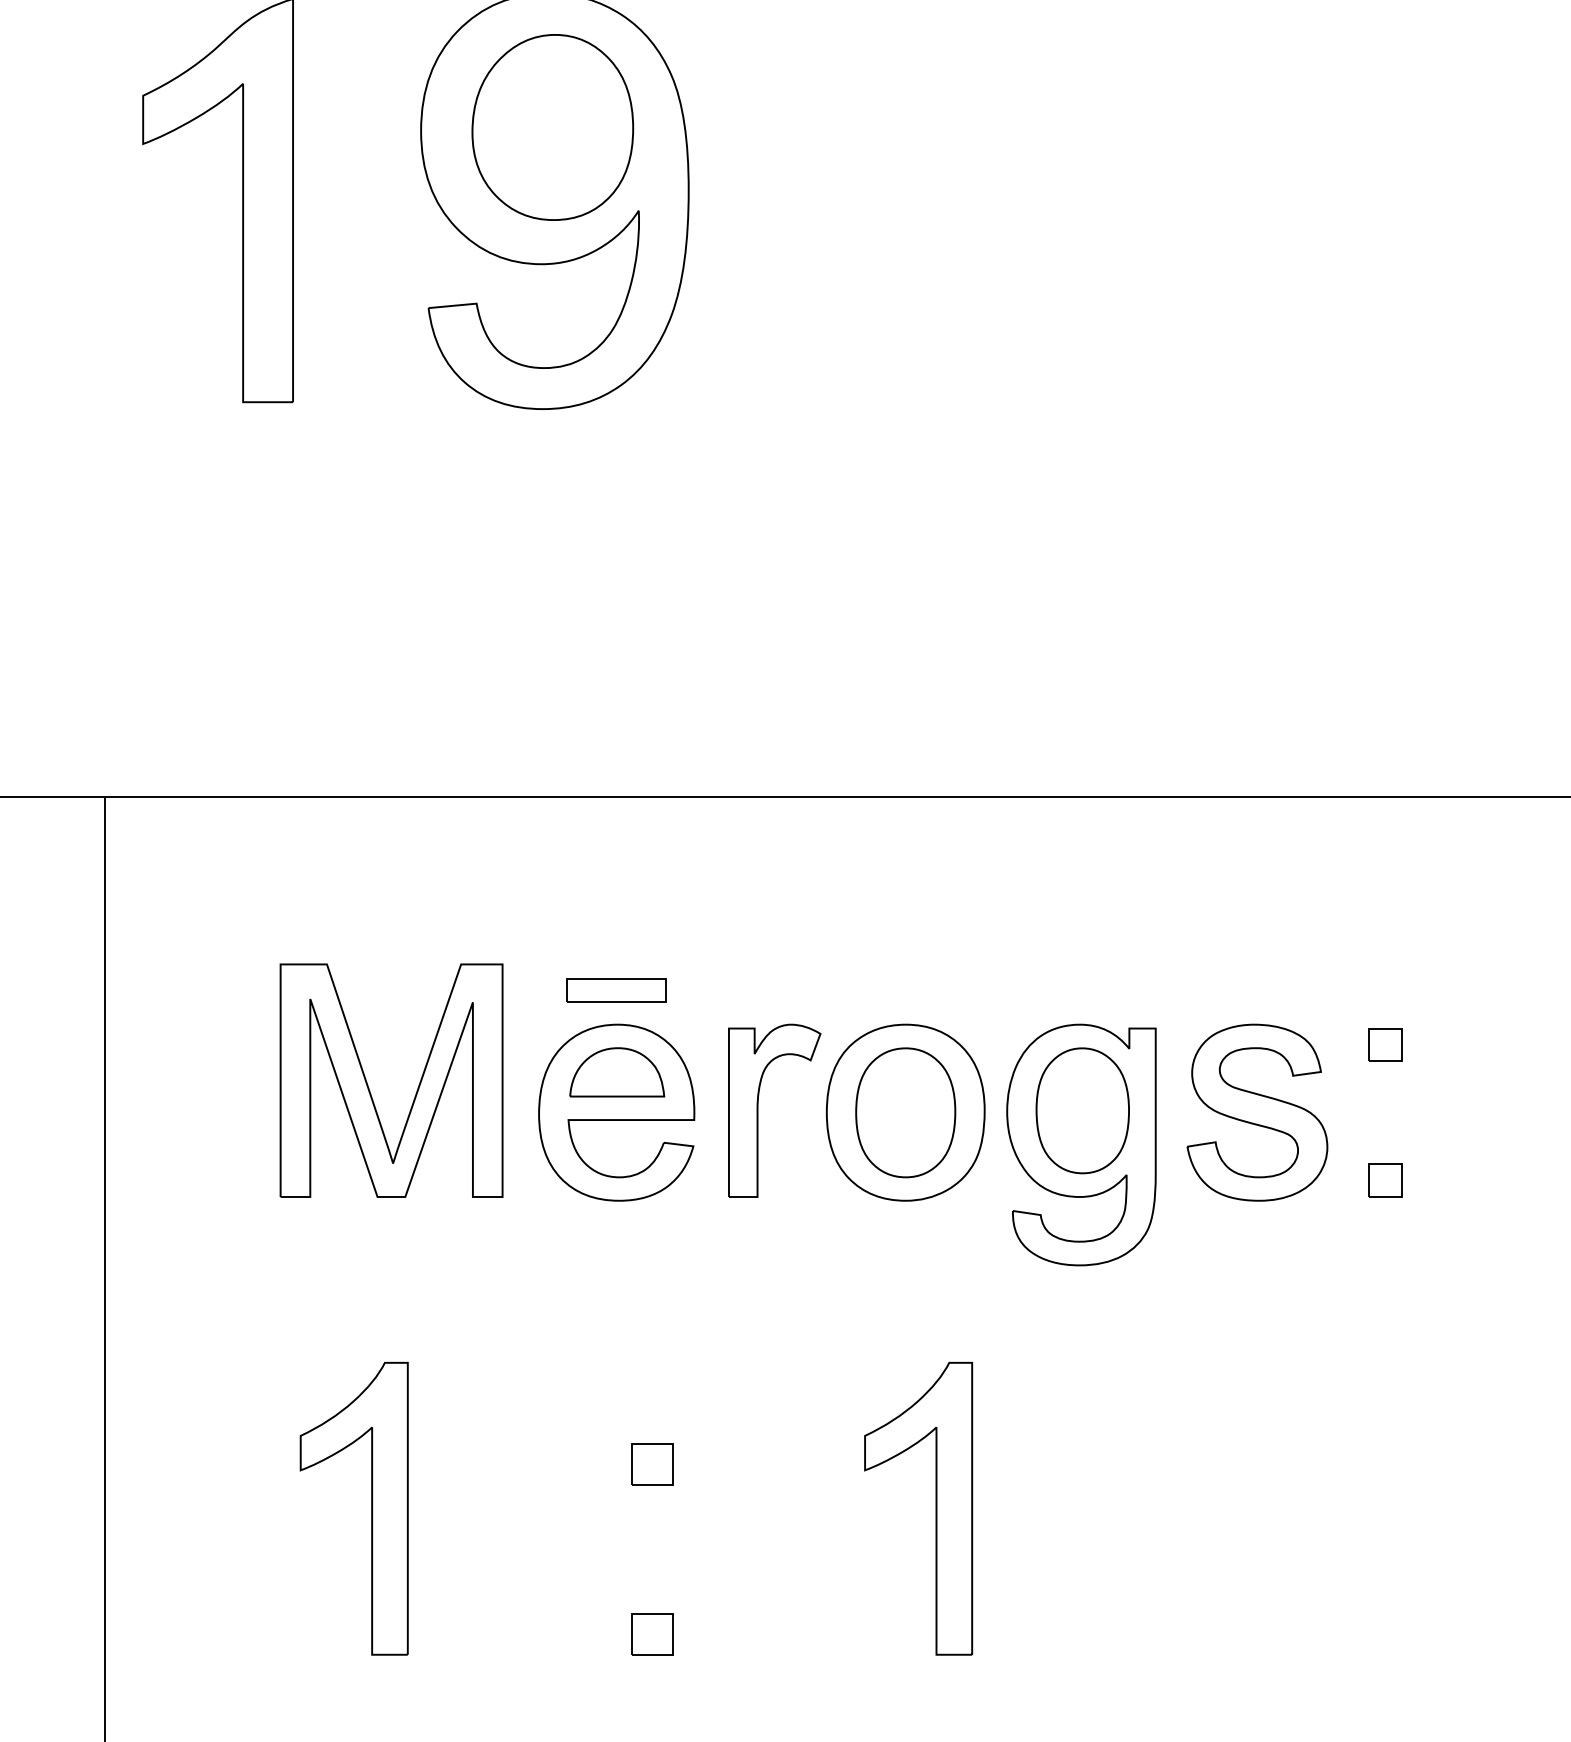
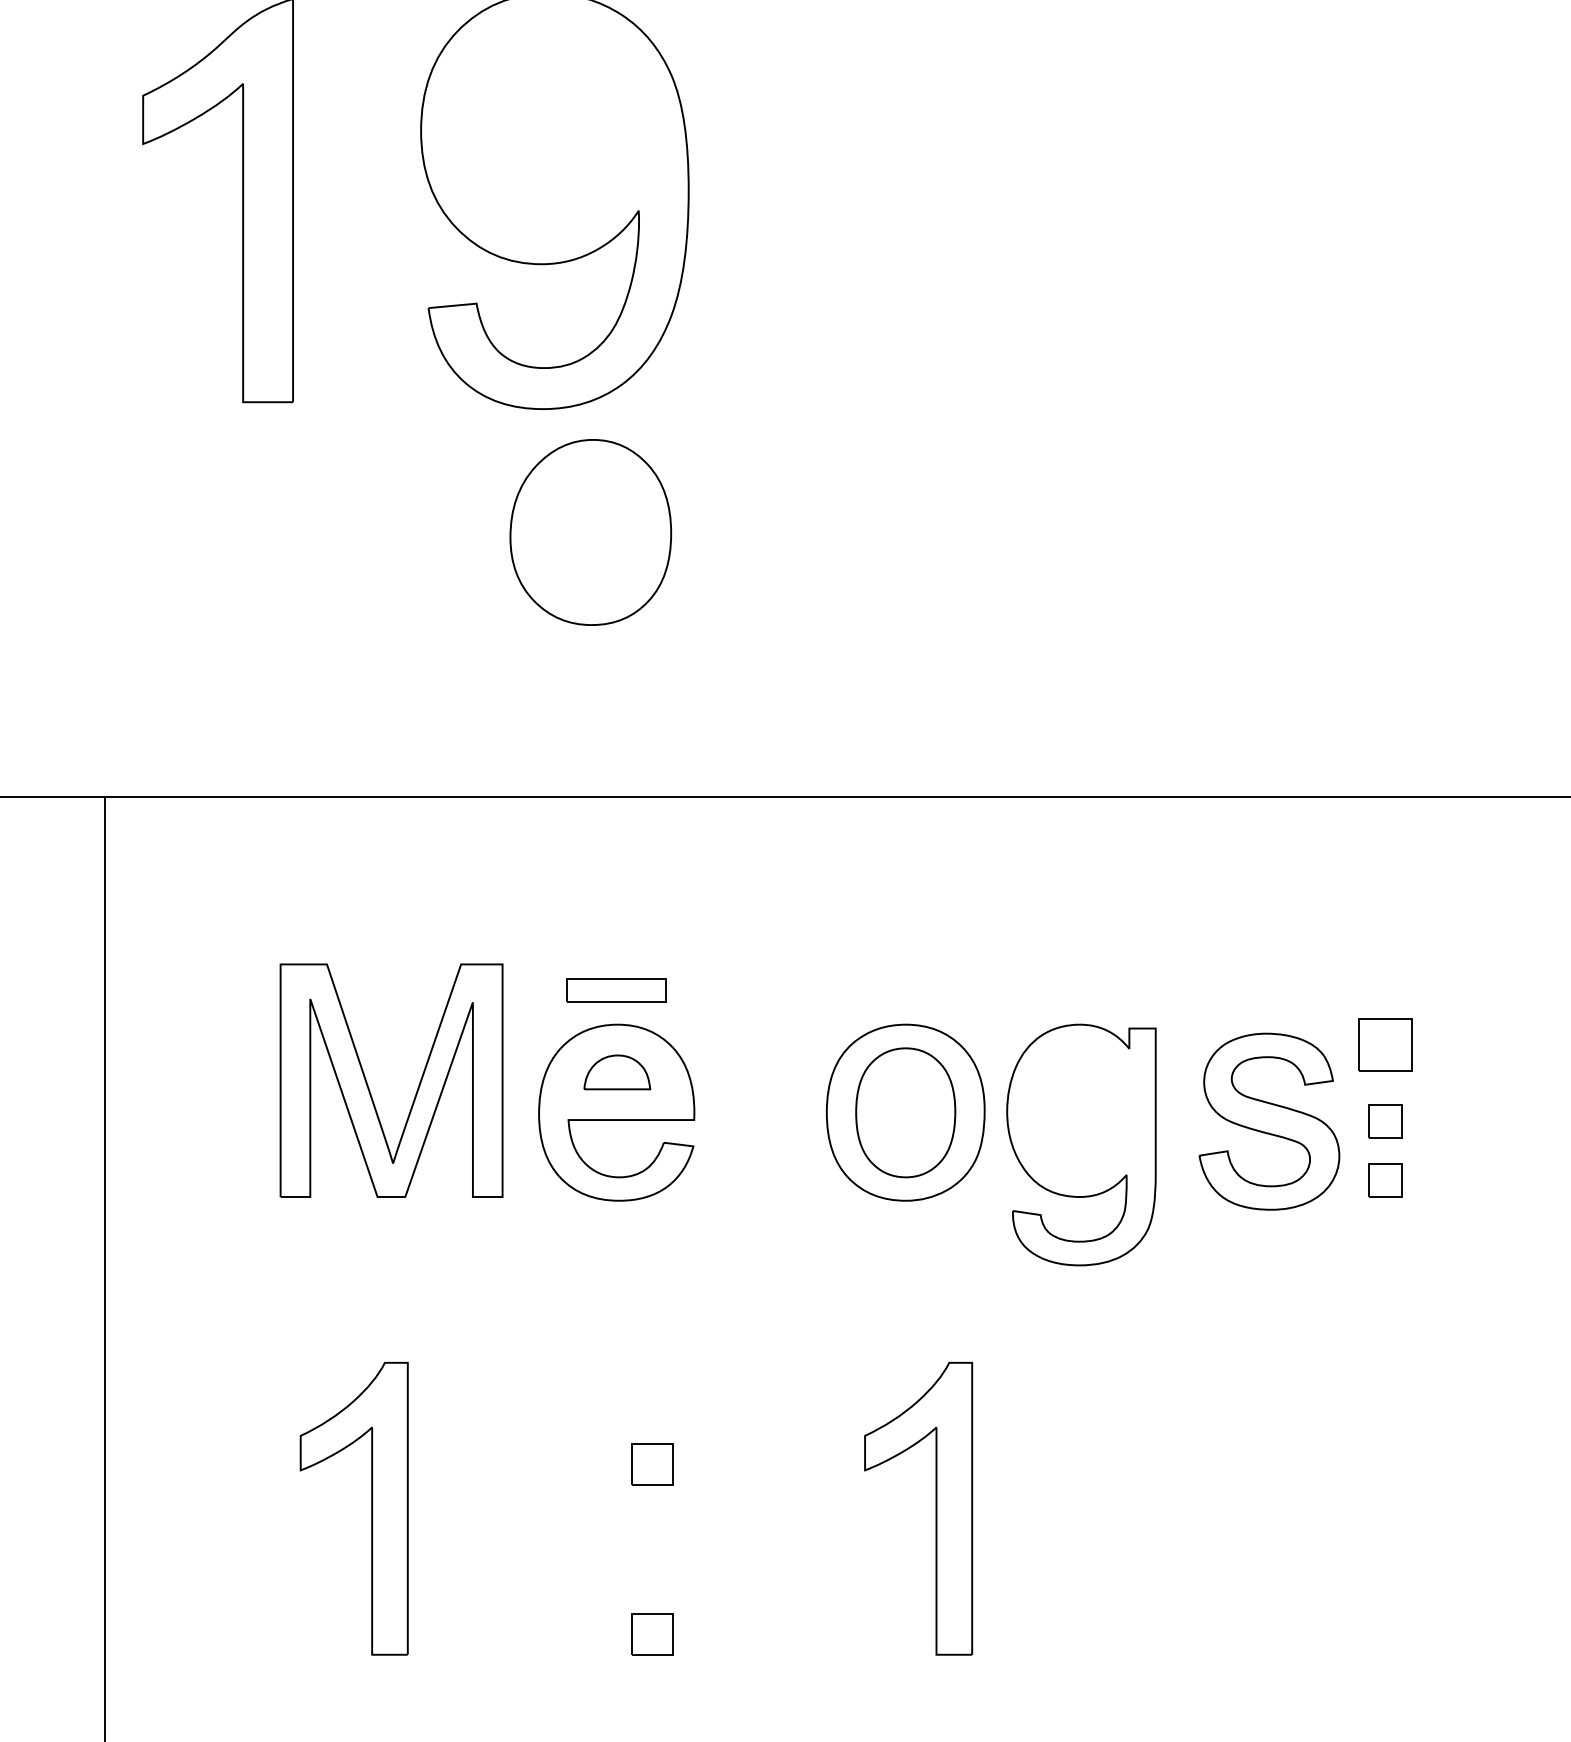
part position: (552, 127) -> (590, 532) (590, 532)
part size: 35x34 px -> 55x54 px (1385, 1044)
part size: 97x51 px -> 69x37 px (617, 1072)
part: present -> none (758, 1110)
part: present -> none (1082, 1110)
part position: (1257, 1112) -> (1269, 1121) (1269, 1121)
part: none -> present (1385, 1121)
